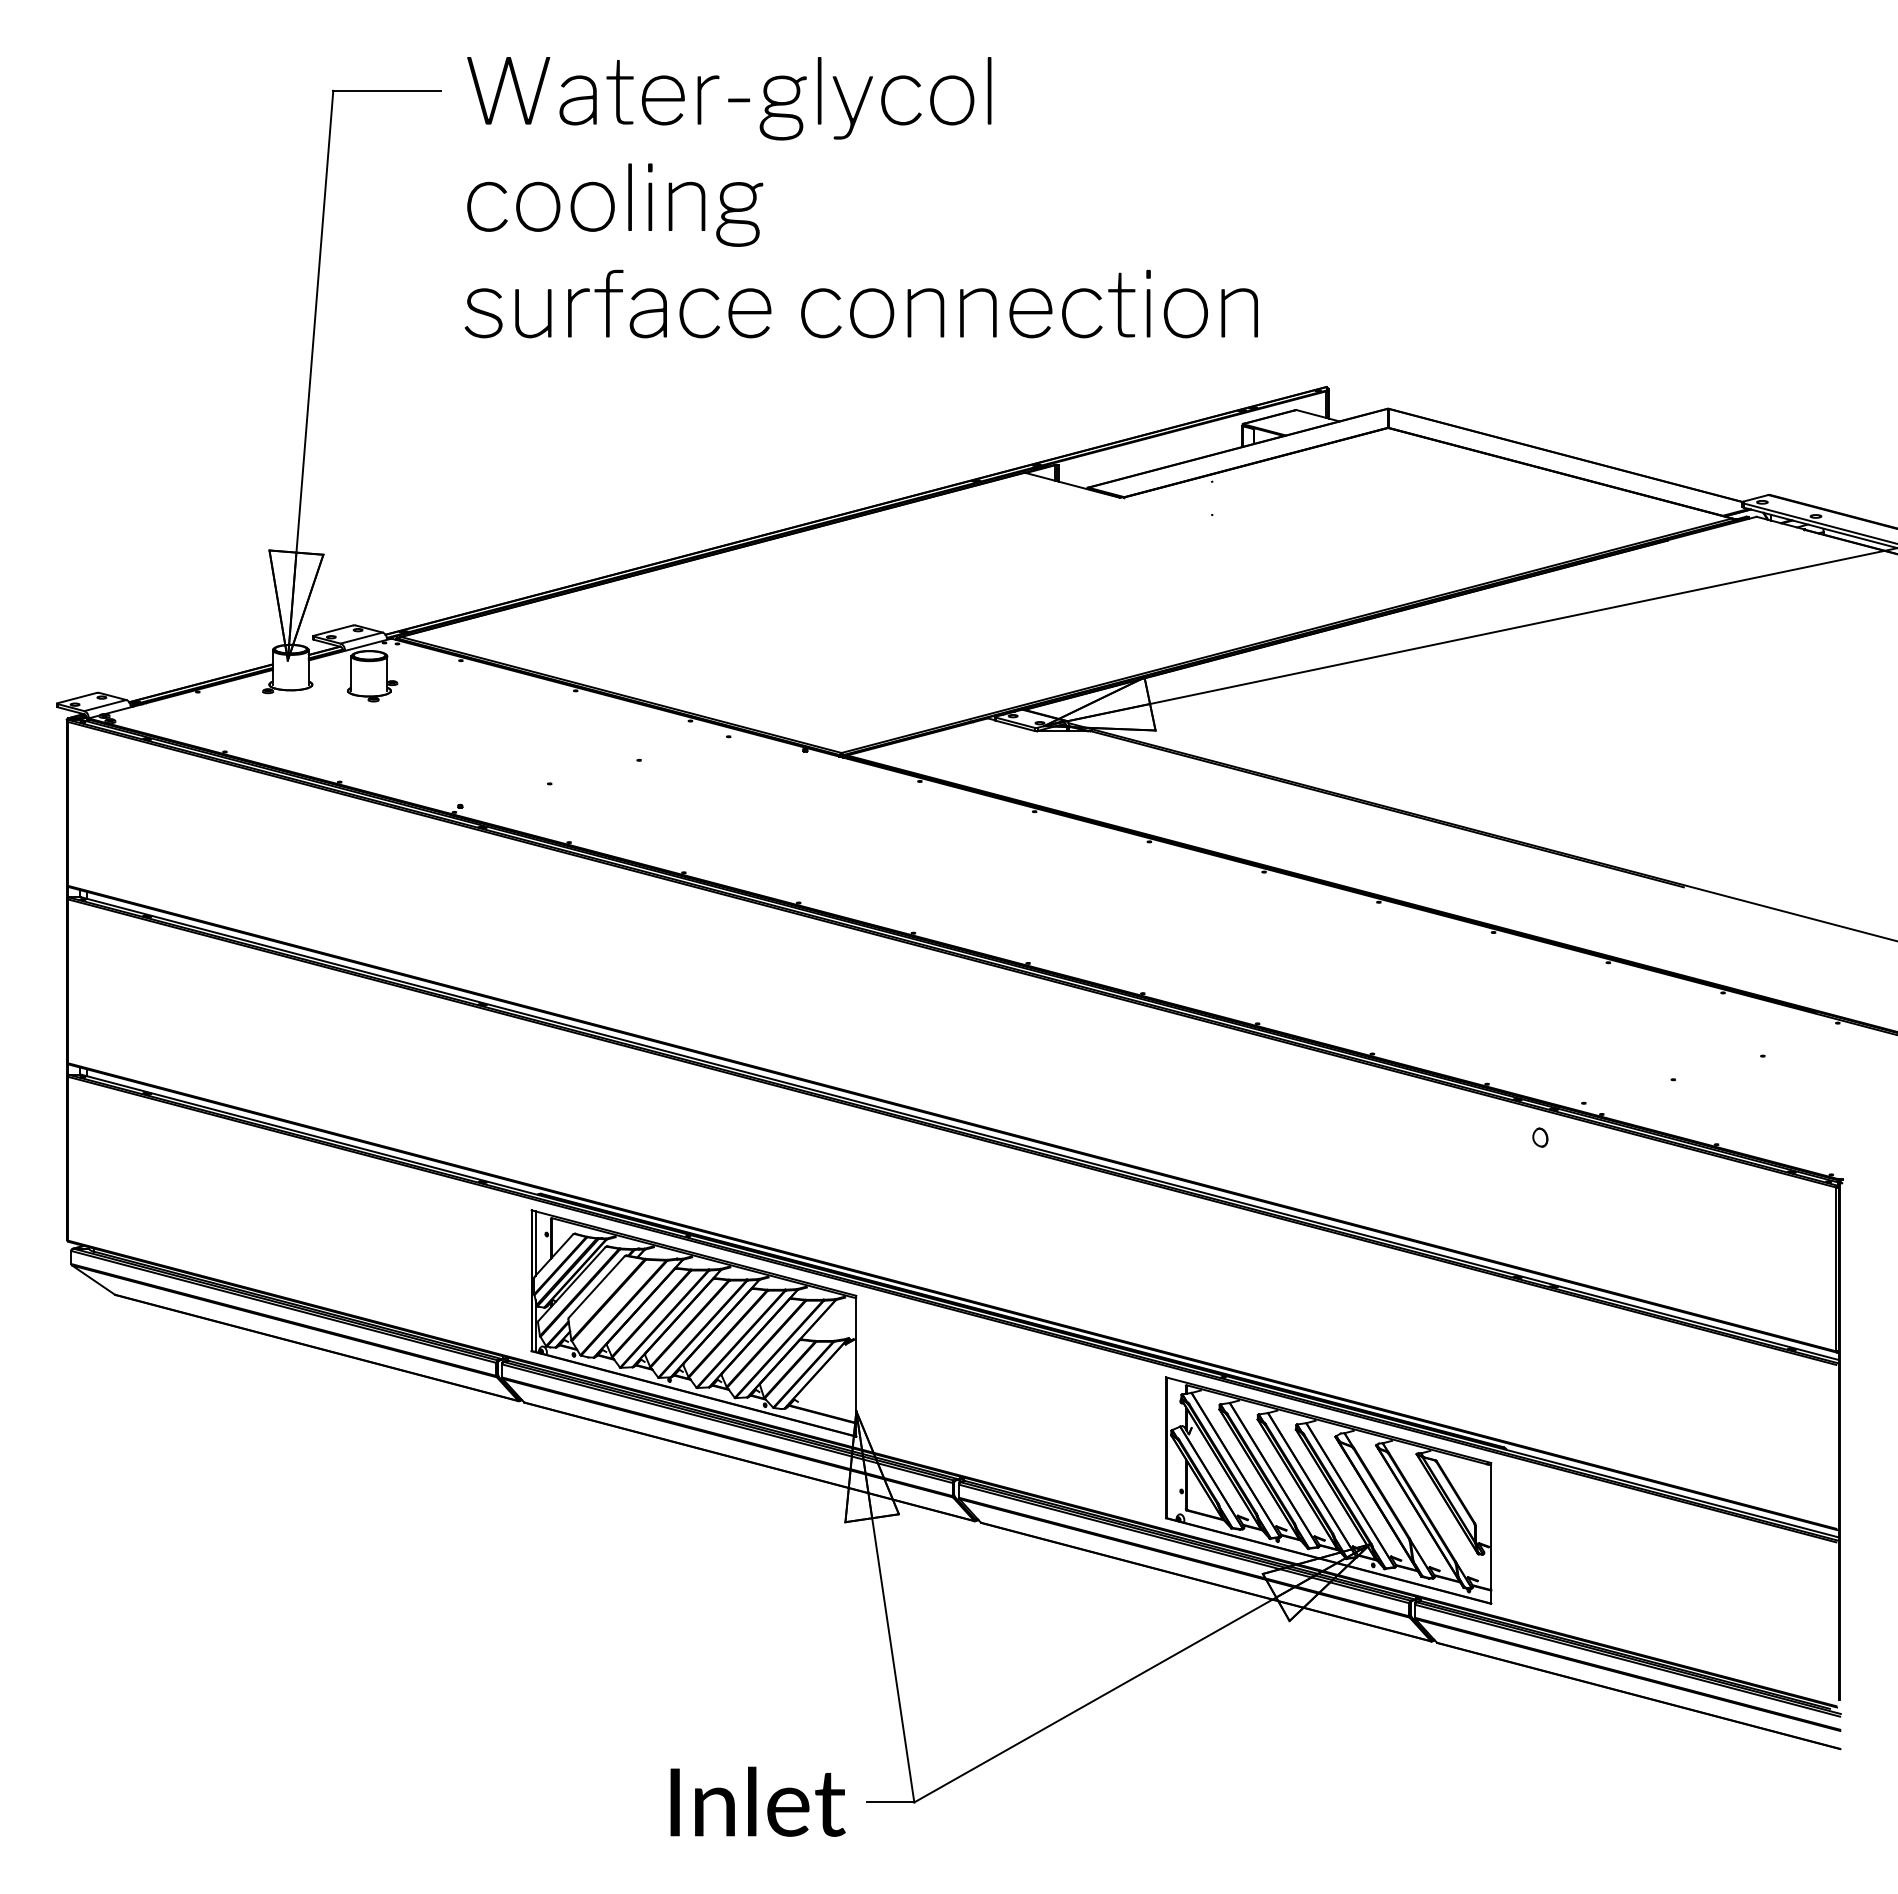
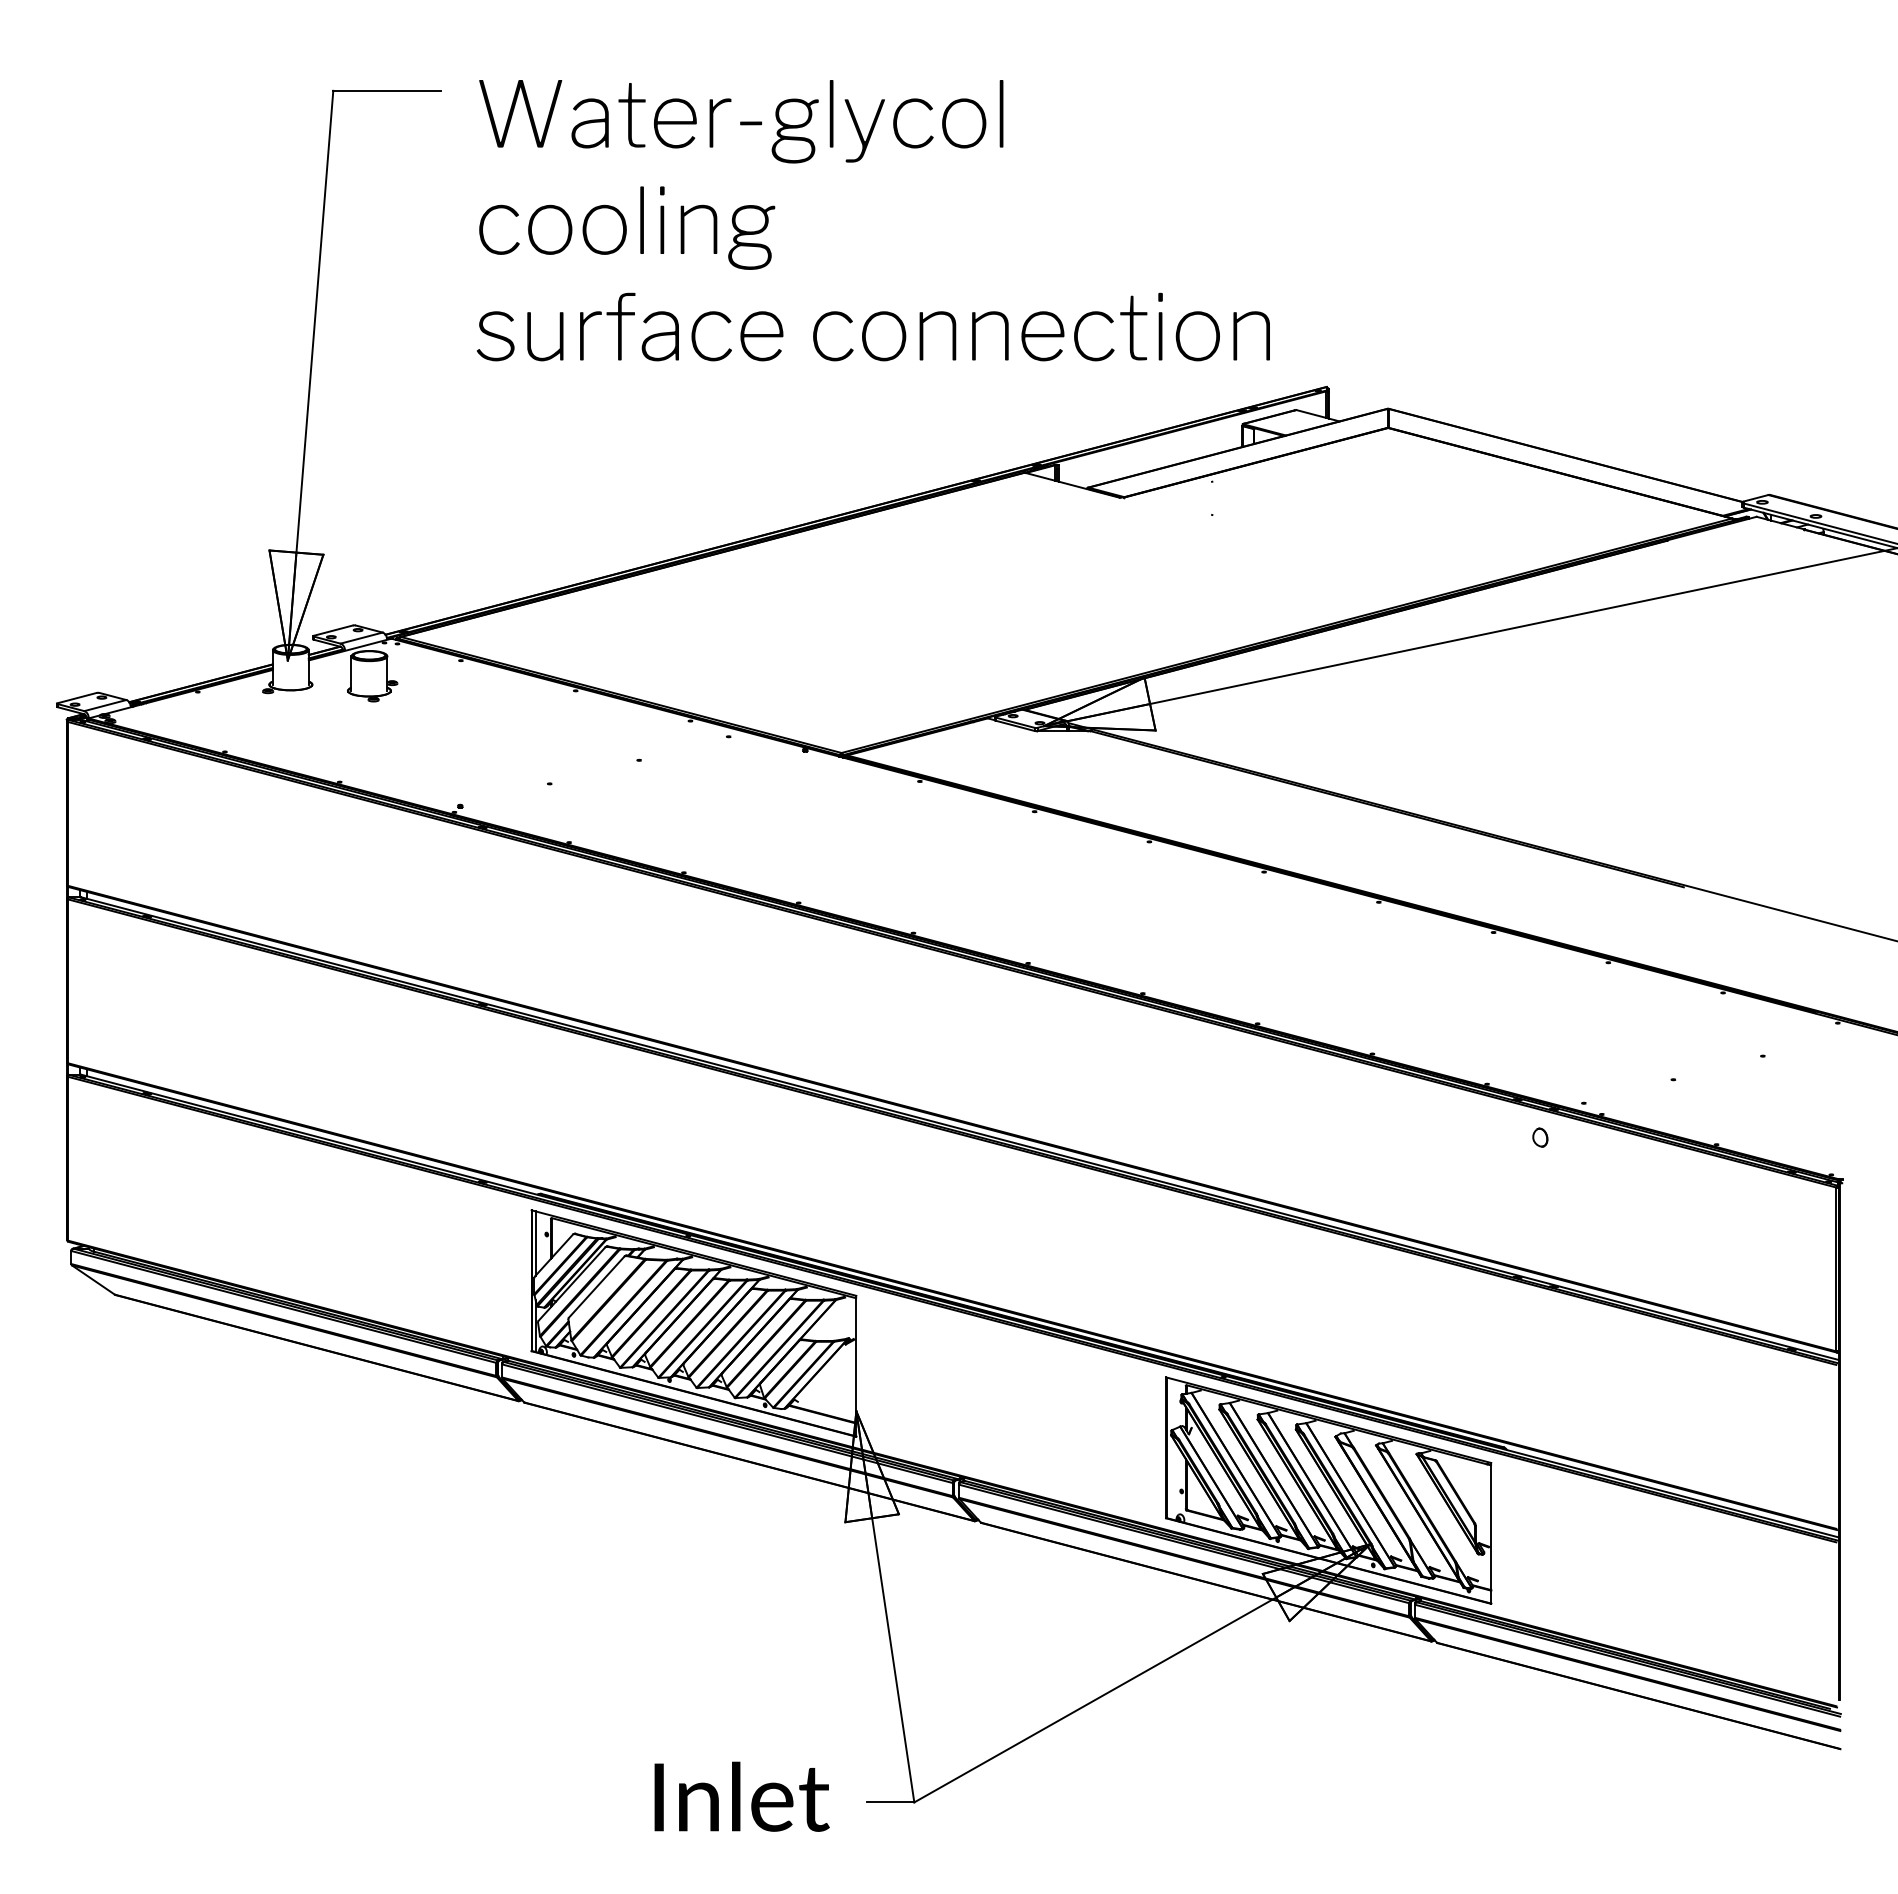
text position: (860, 197) -> (872, 220) (872, 220)
text position: (757, 1801) -> (741, 1796) (741, 1796)
